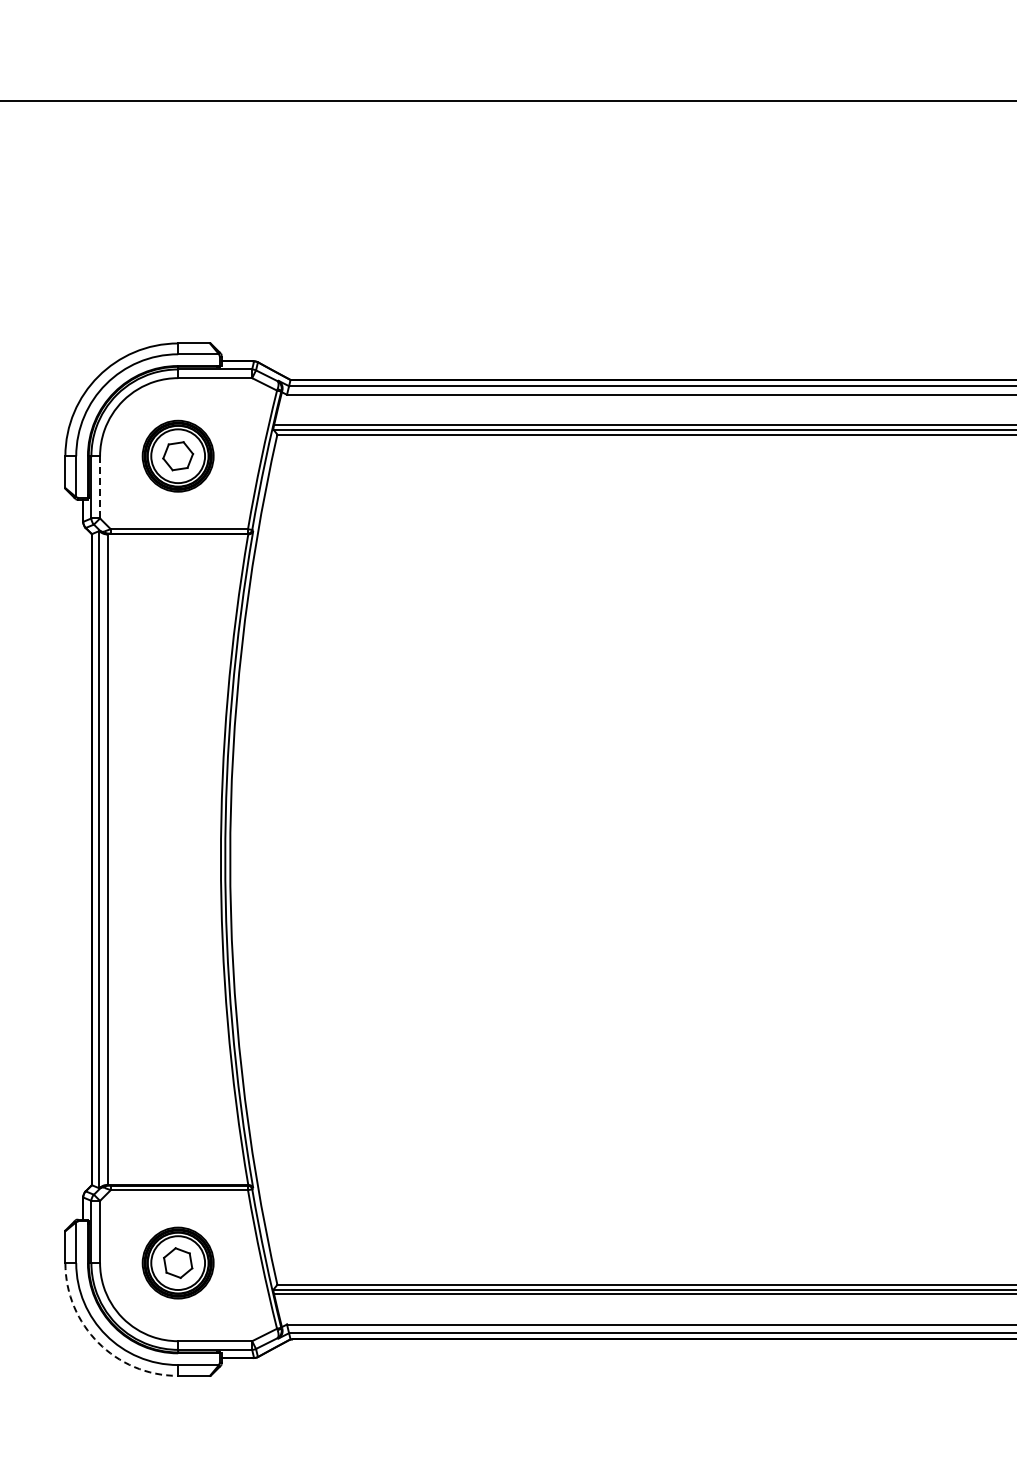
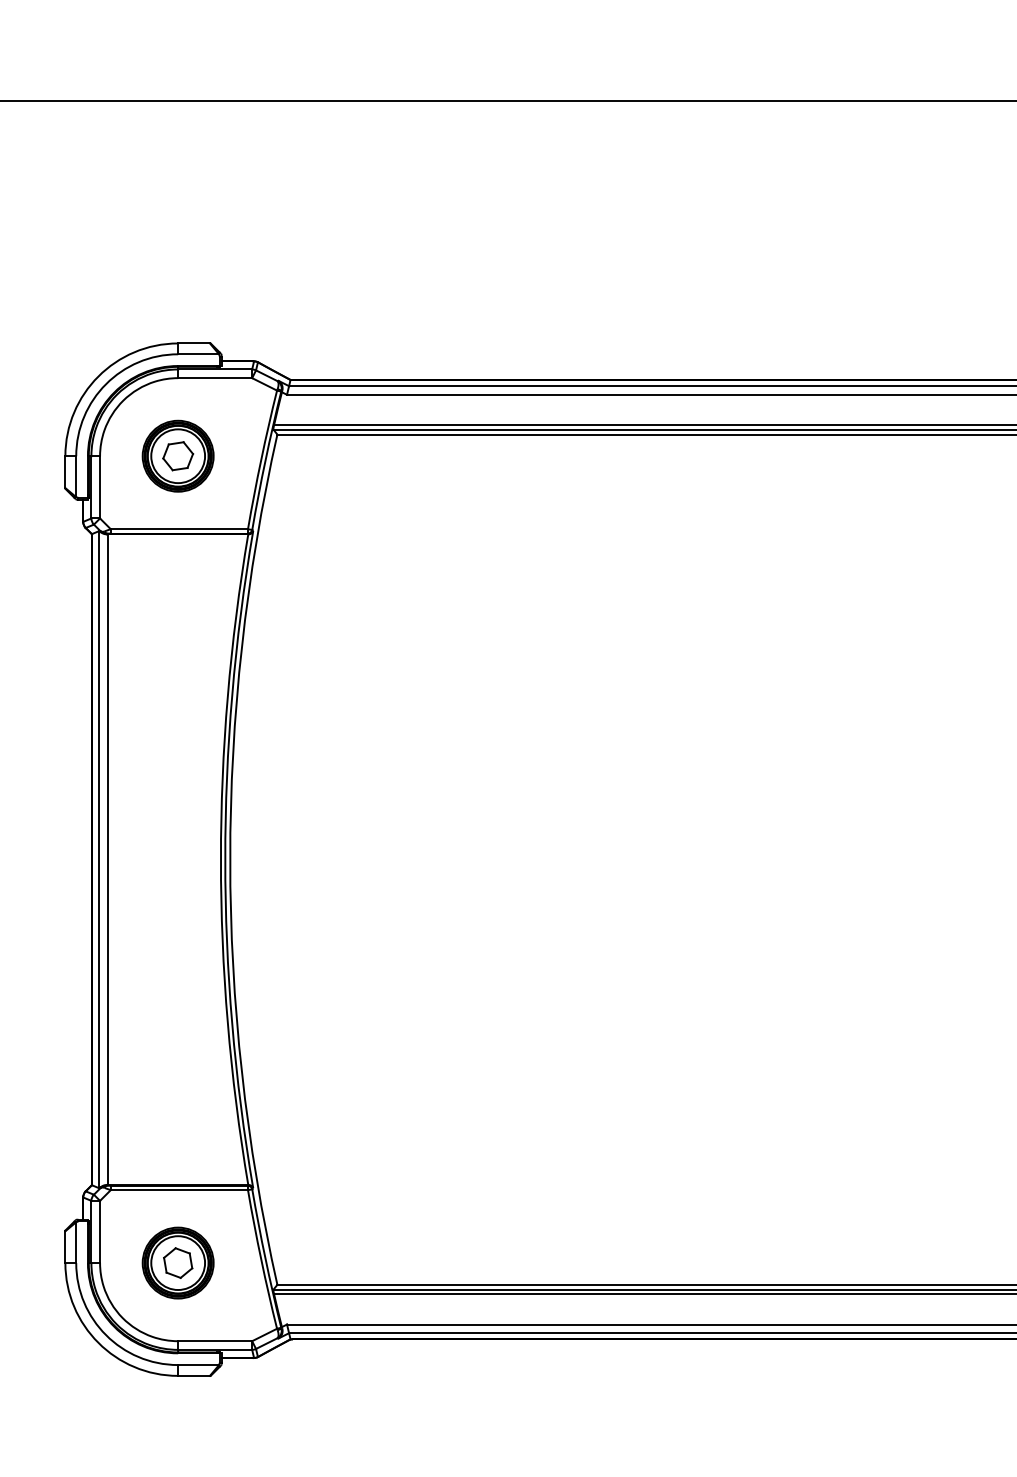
line: dashed -> solid (100, 486)
arc: dashed -> solid (98, 1342)
